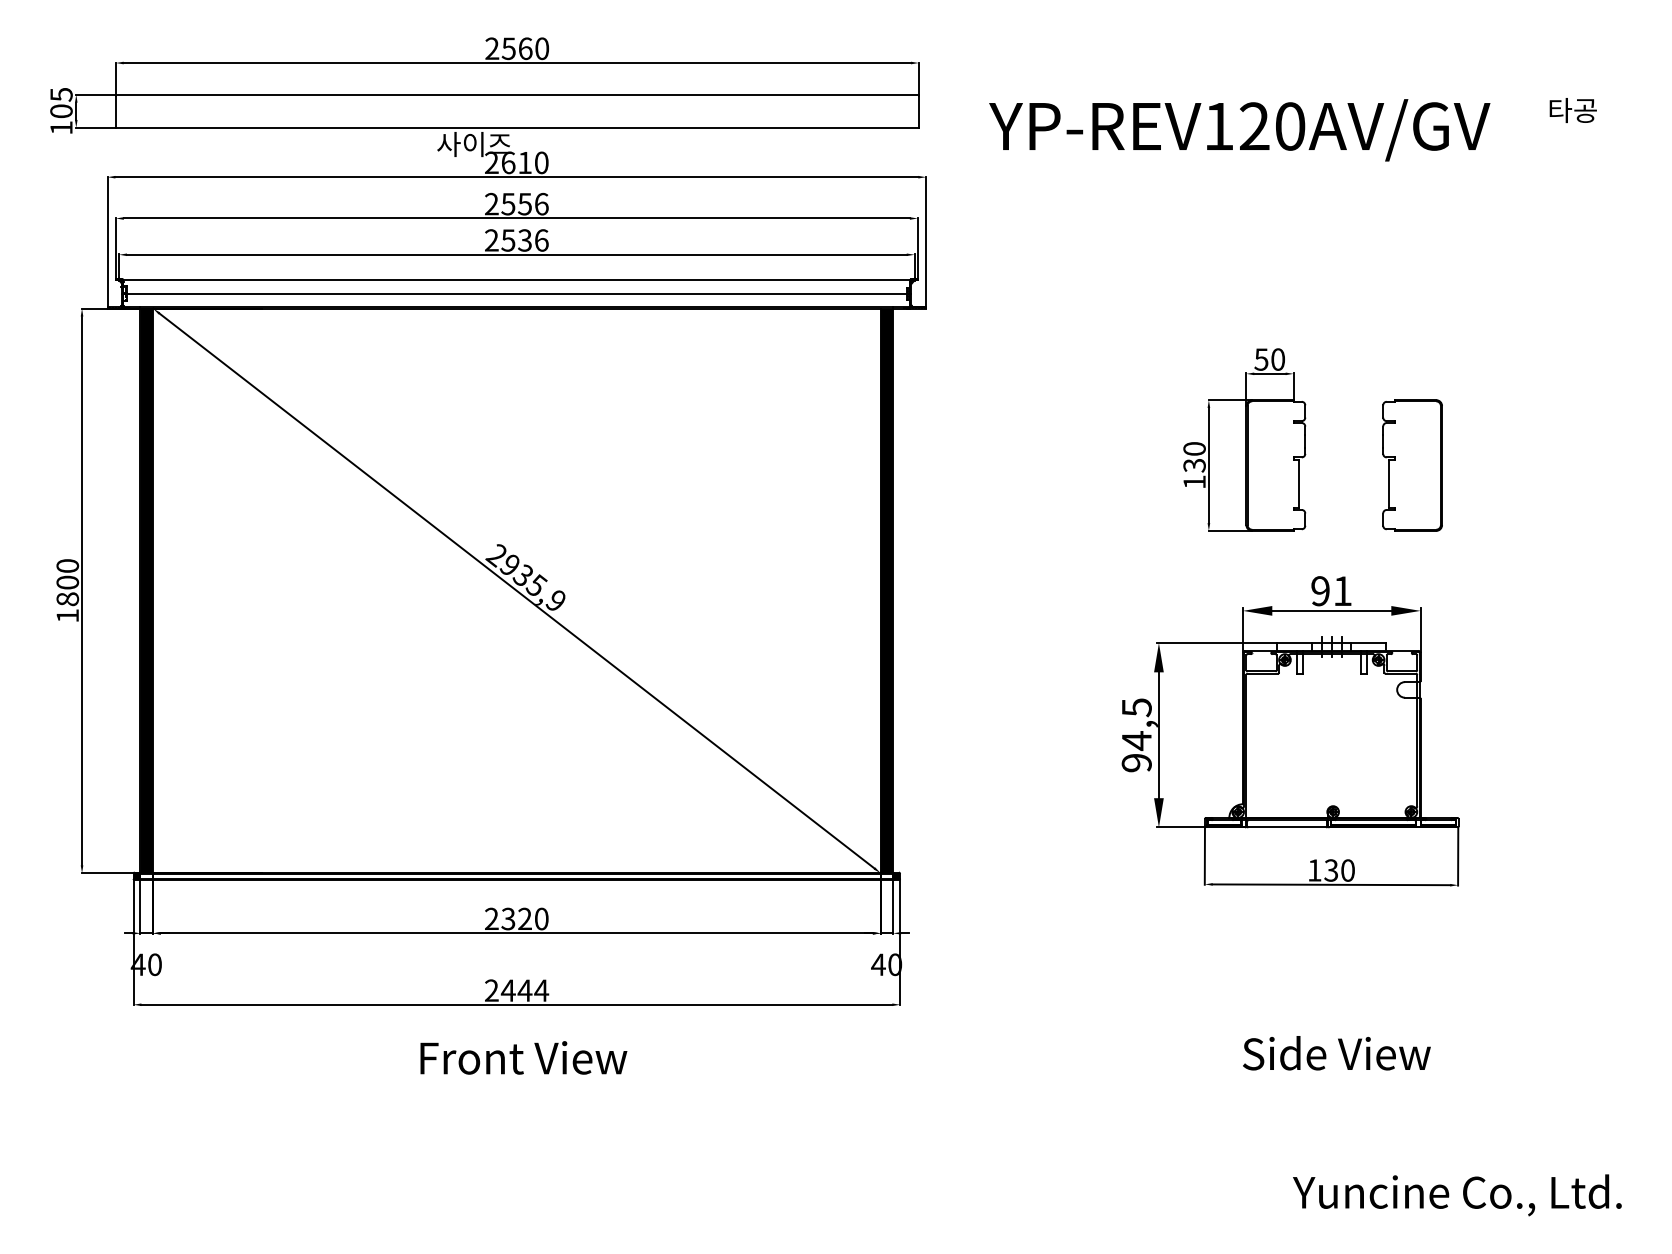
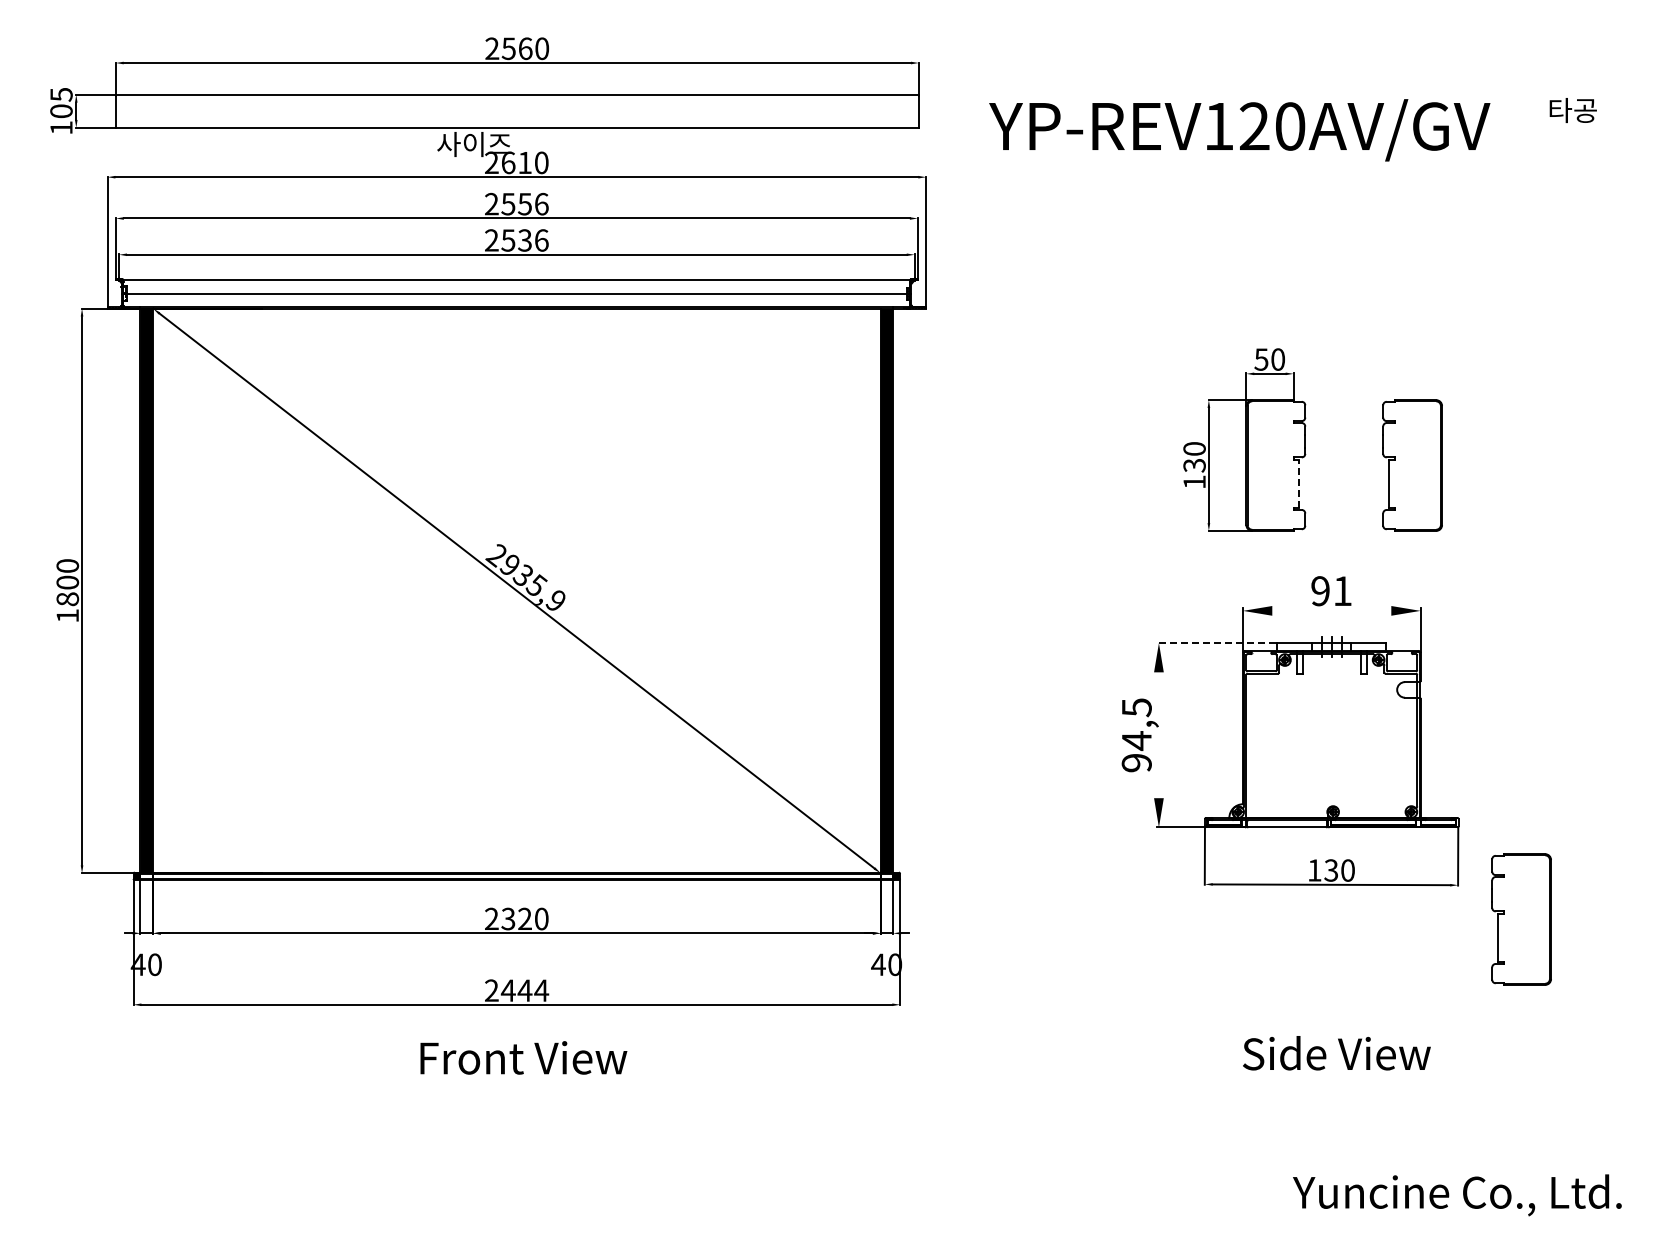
line: solid -> dashed (1299, 483)
line: present -> none (1331, 610)
line: solid -> dashed (1216, 643)
line: present -> none (1158, 735)
part: none -> present (1521, 919)
